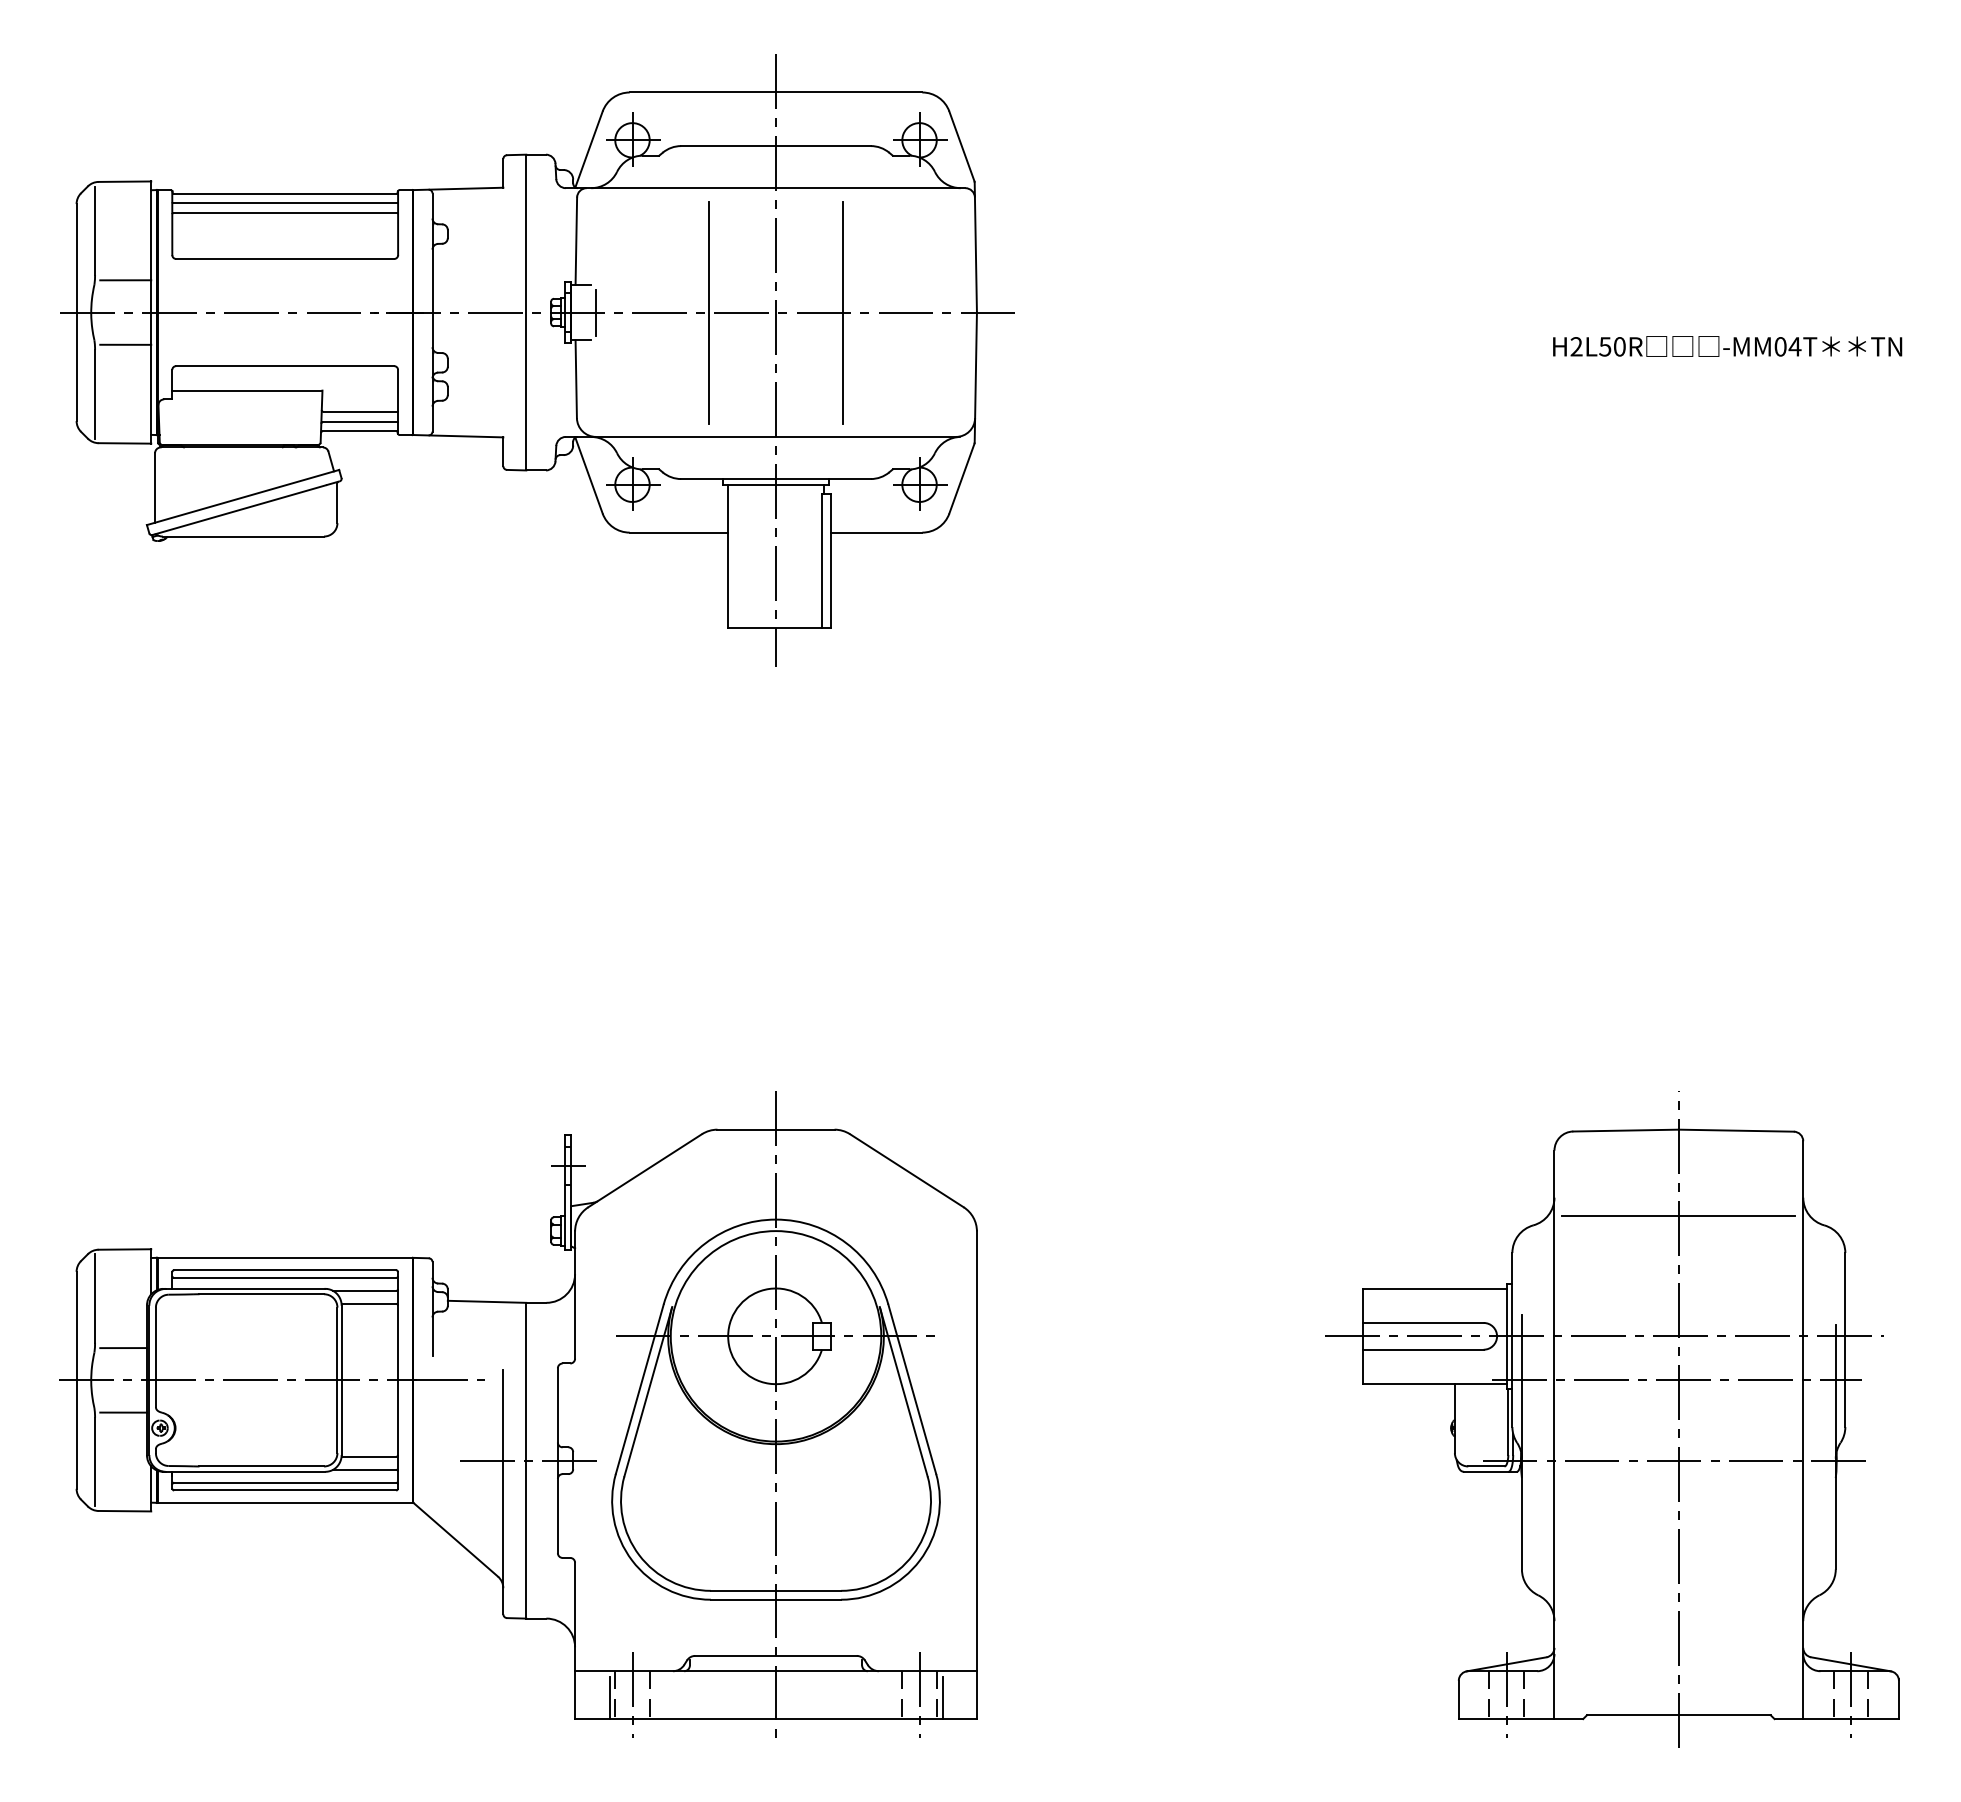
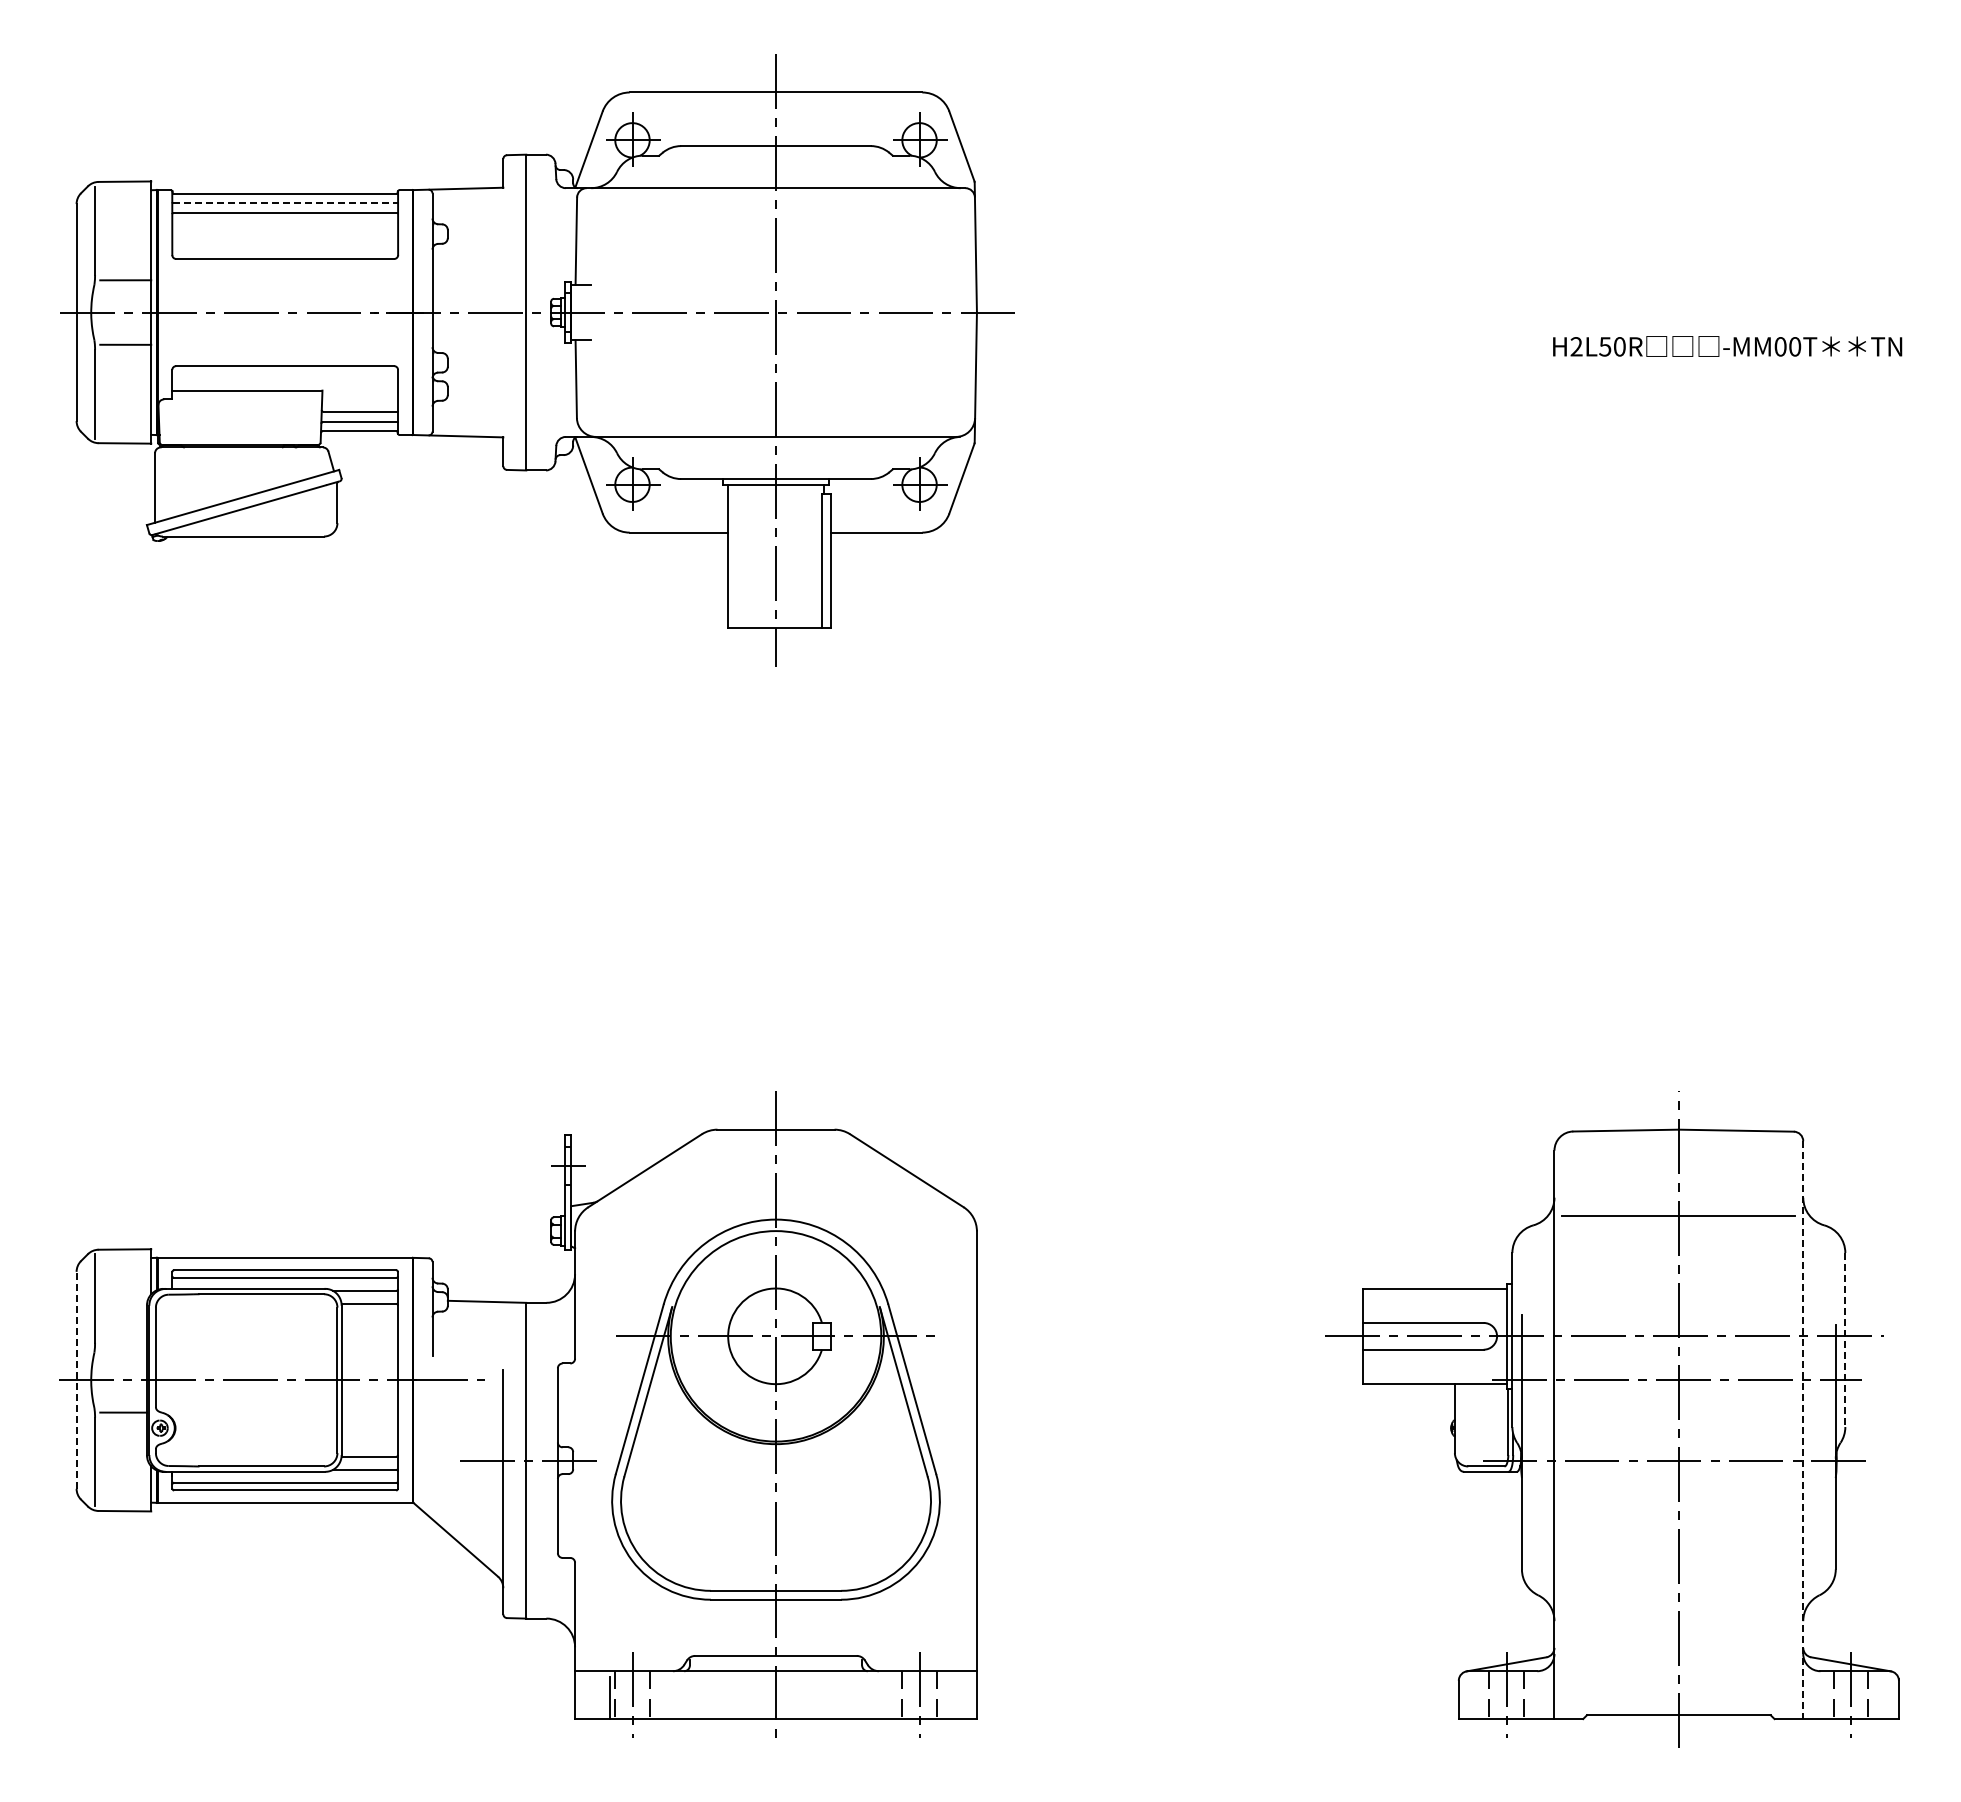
line: solid -> dashed (285, 203)
line: present -> none (595, 312)
line: present -> none (709, 312)
line: present -> none (843, 312)
text: -MM04T -> -MM00T (1794, 346)
line: solid -> dashed (1845, 1340)
line: present -> none (123, 1348)
line: solid -> dashed (76, 1379)
line: solid -> dashed (1803, 1430)
line: present -> none (942, 1697)
